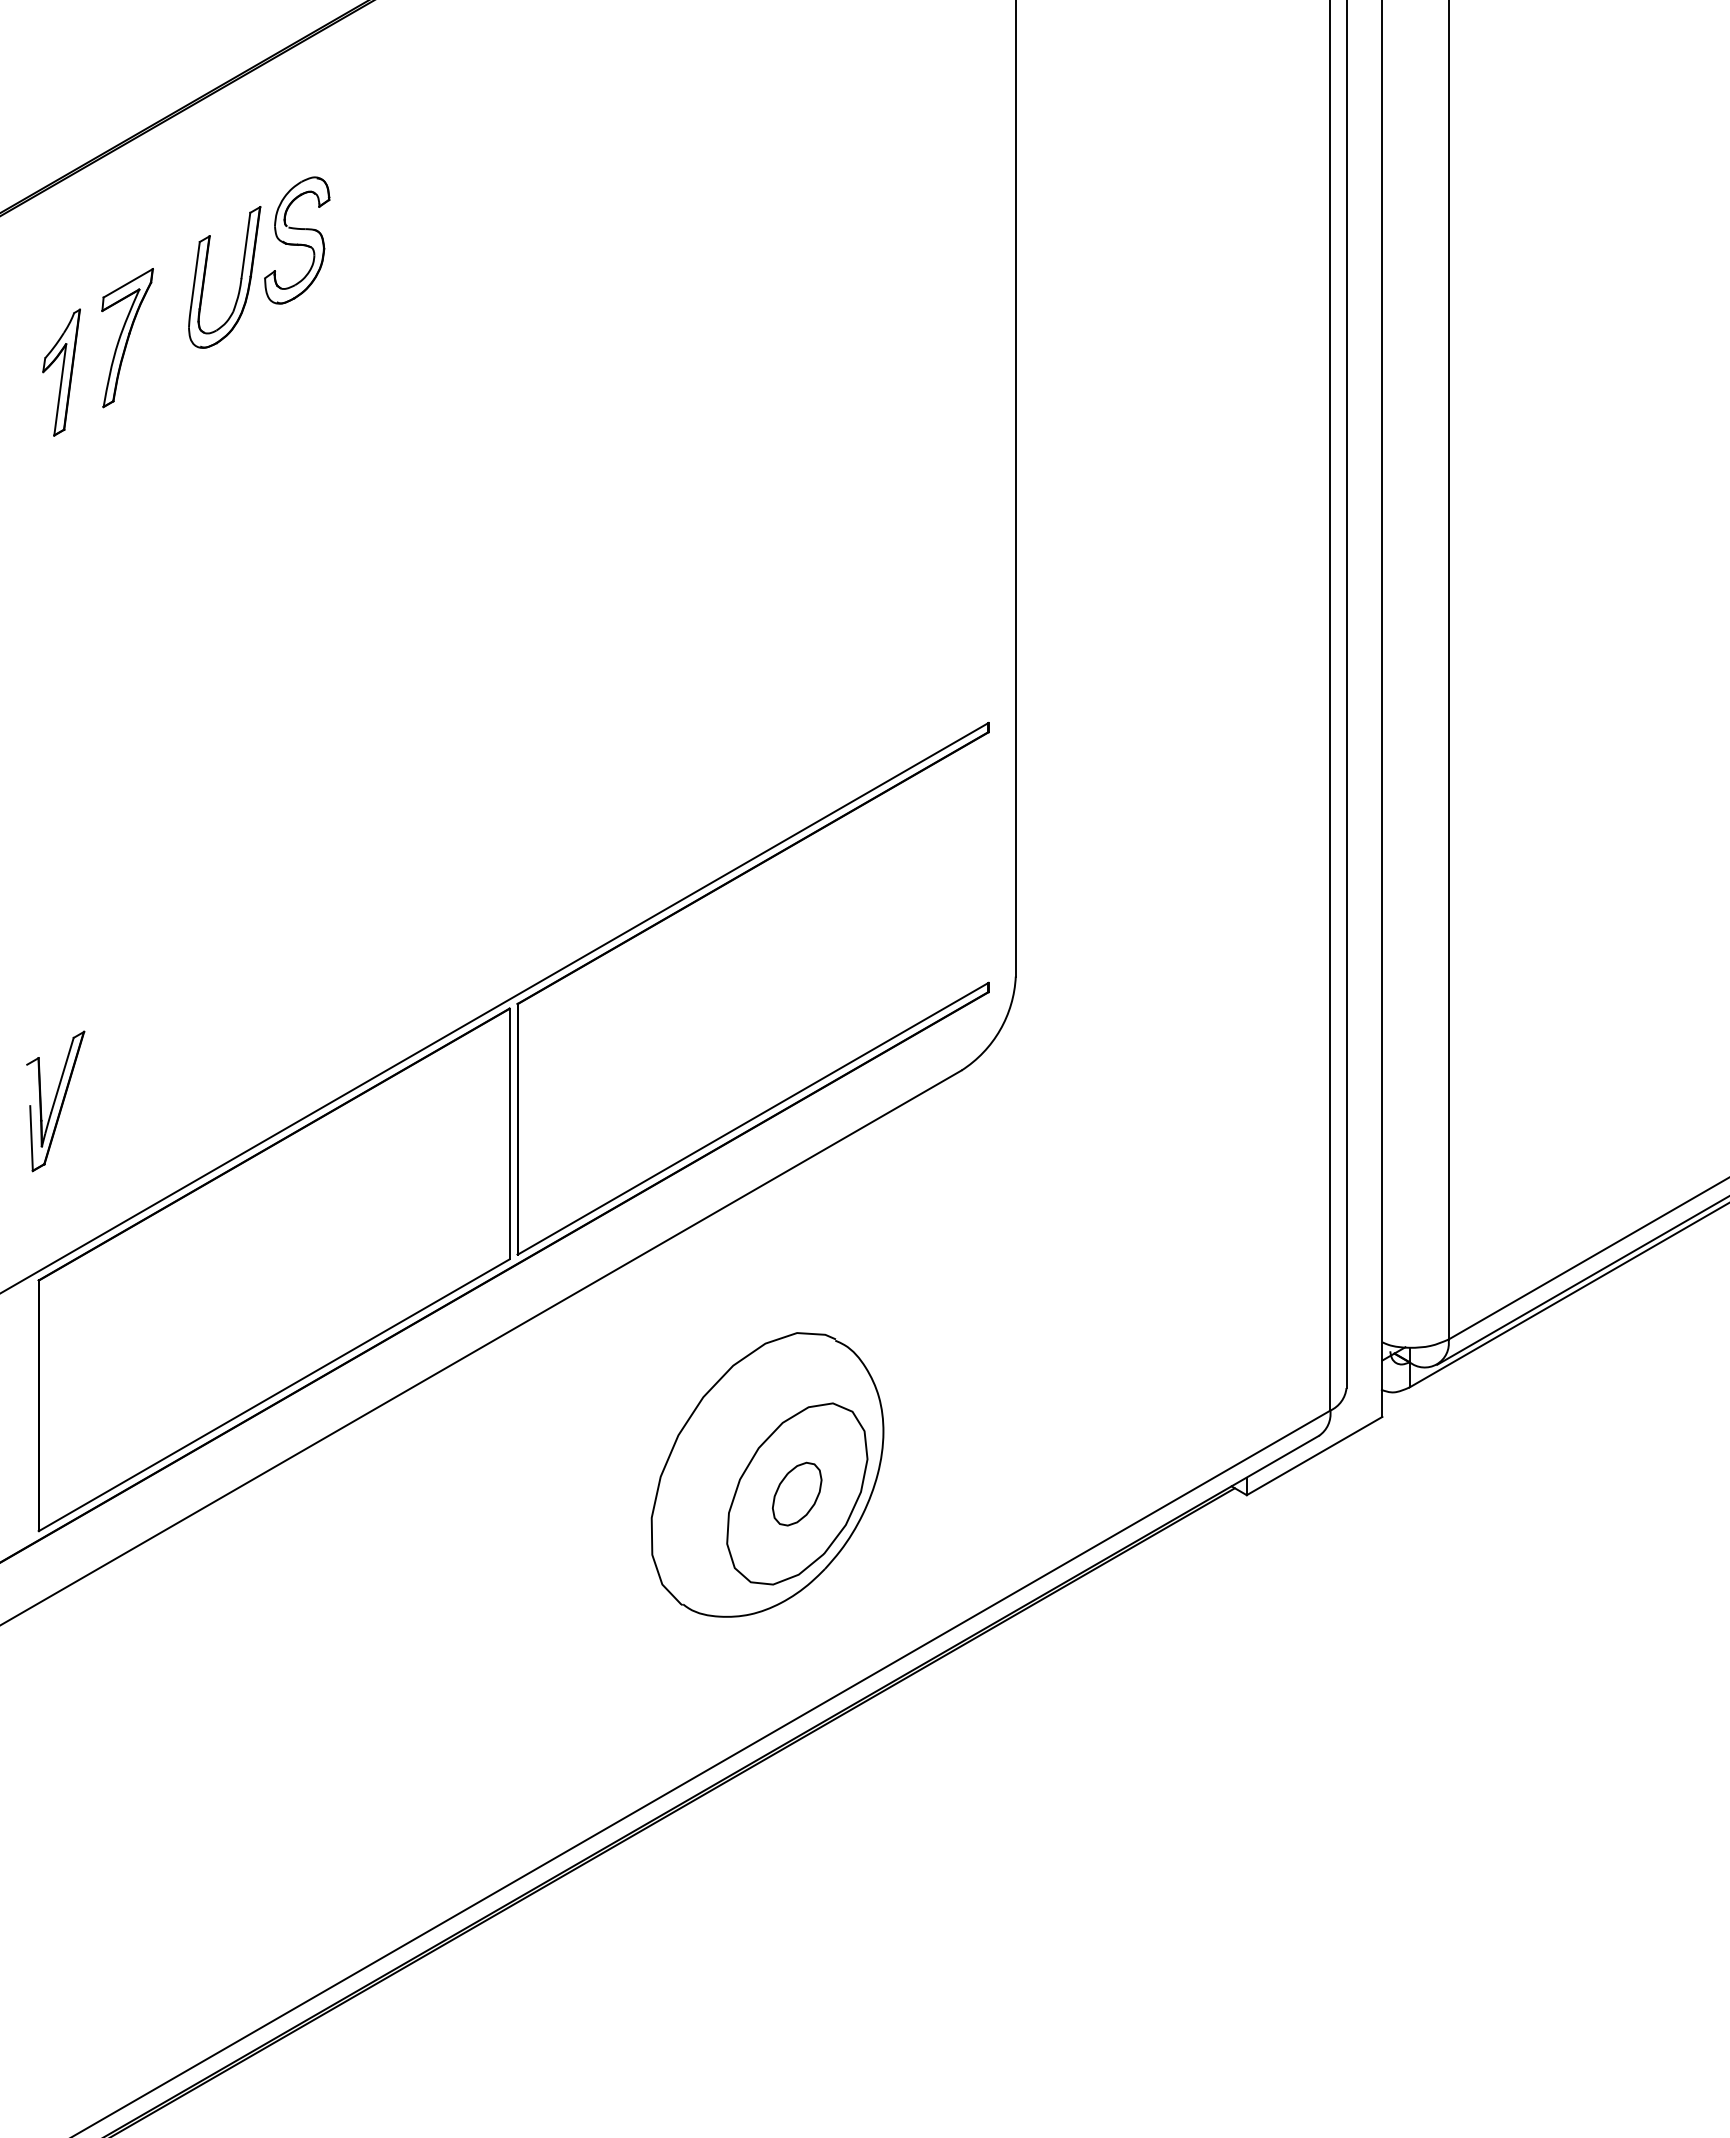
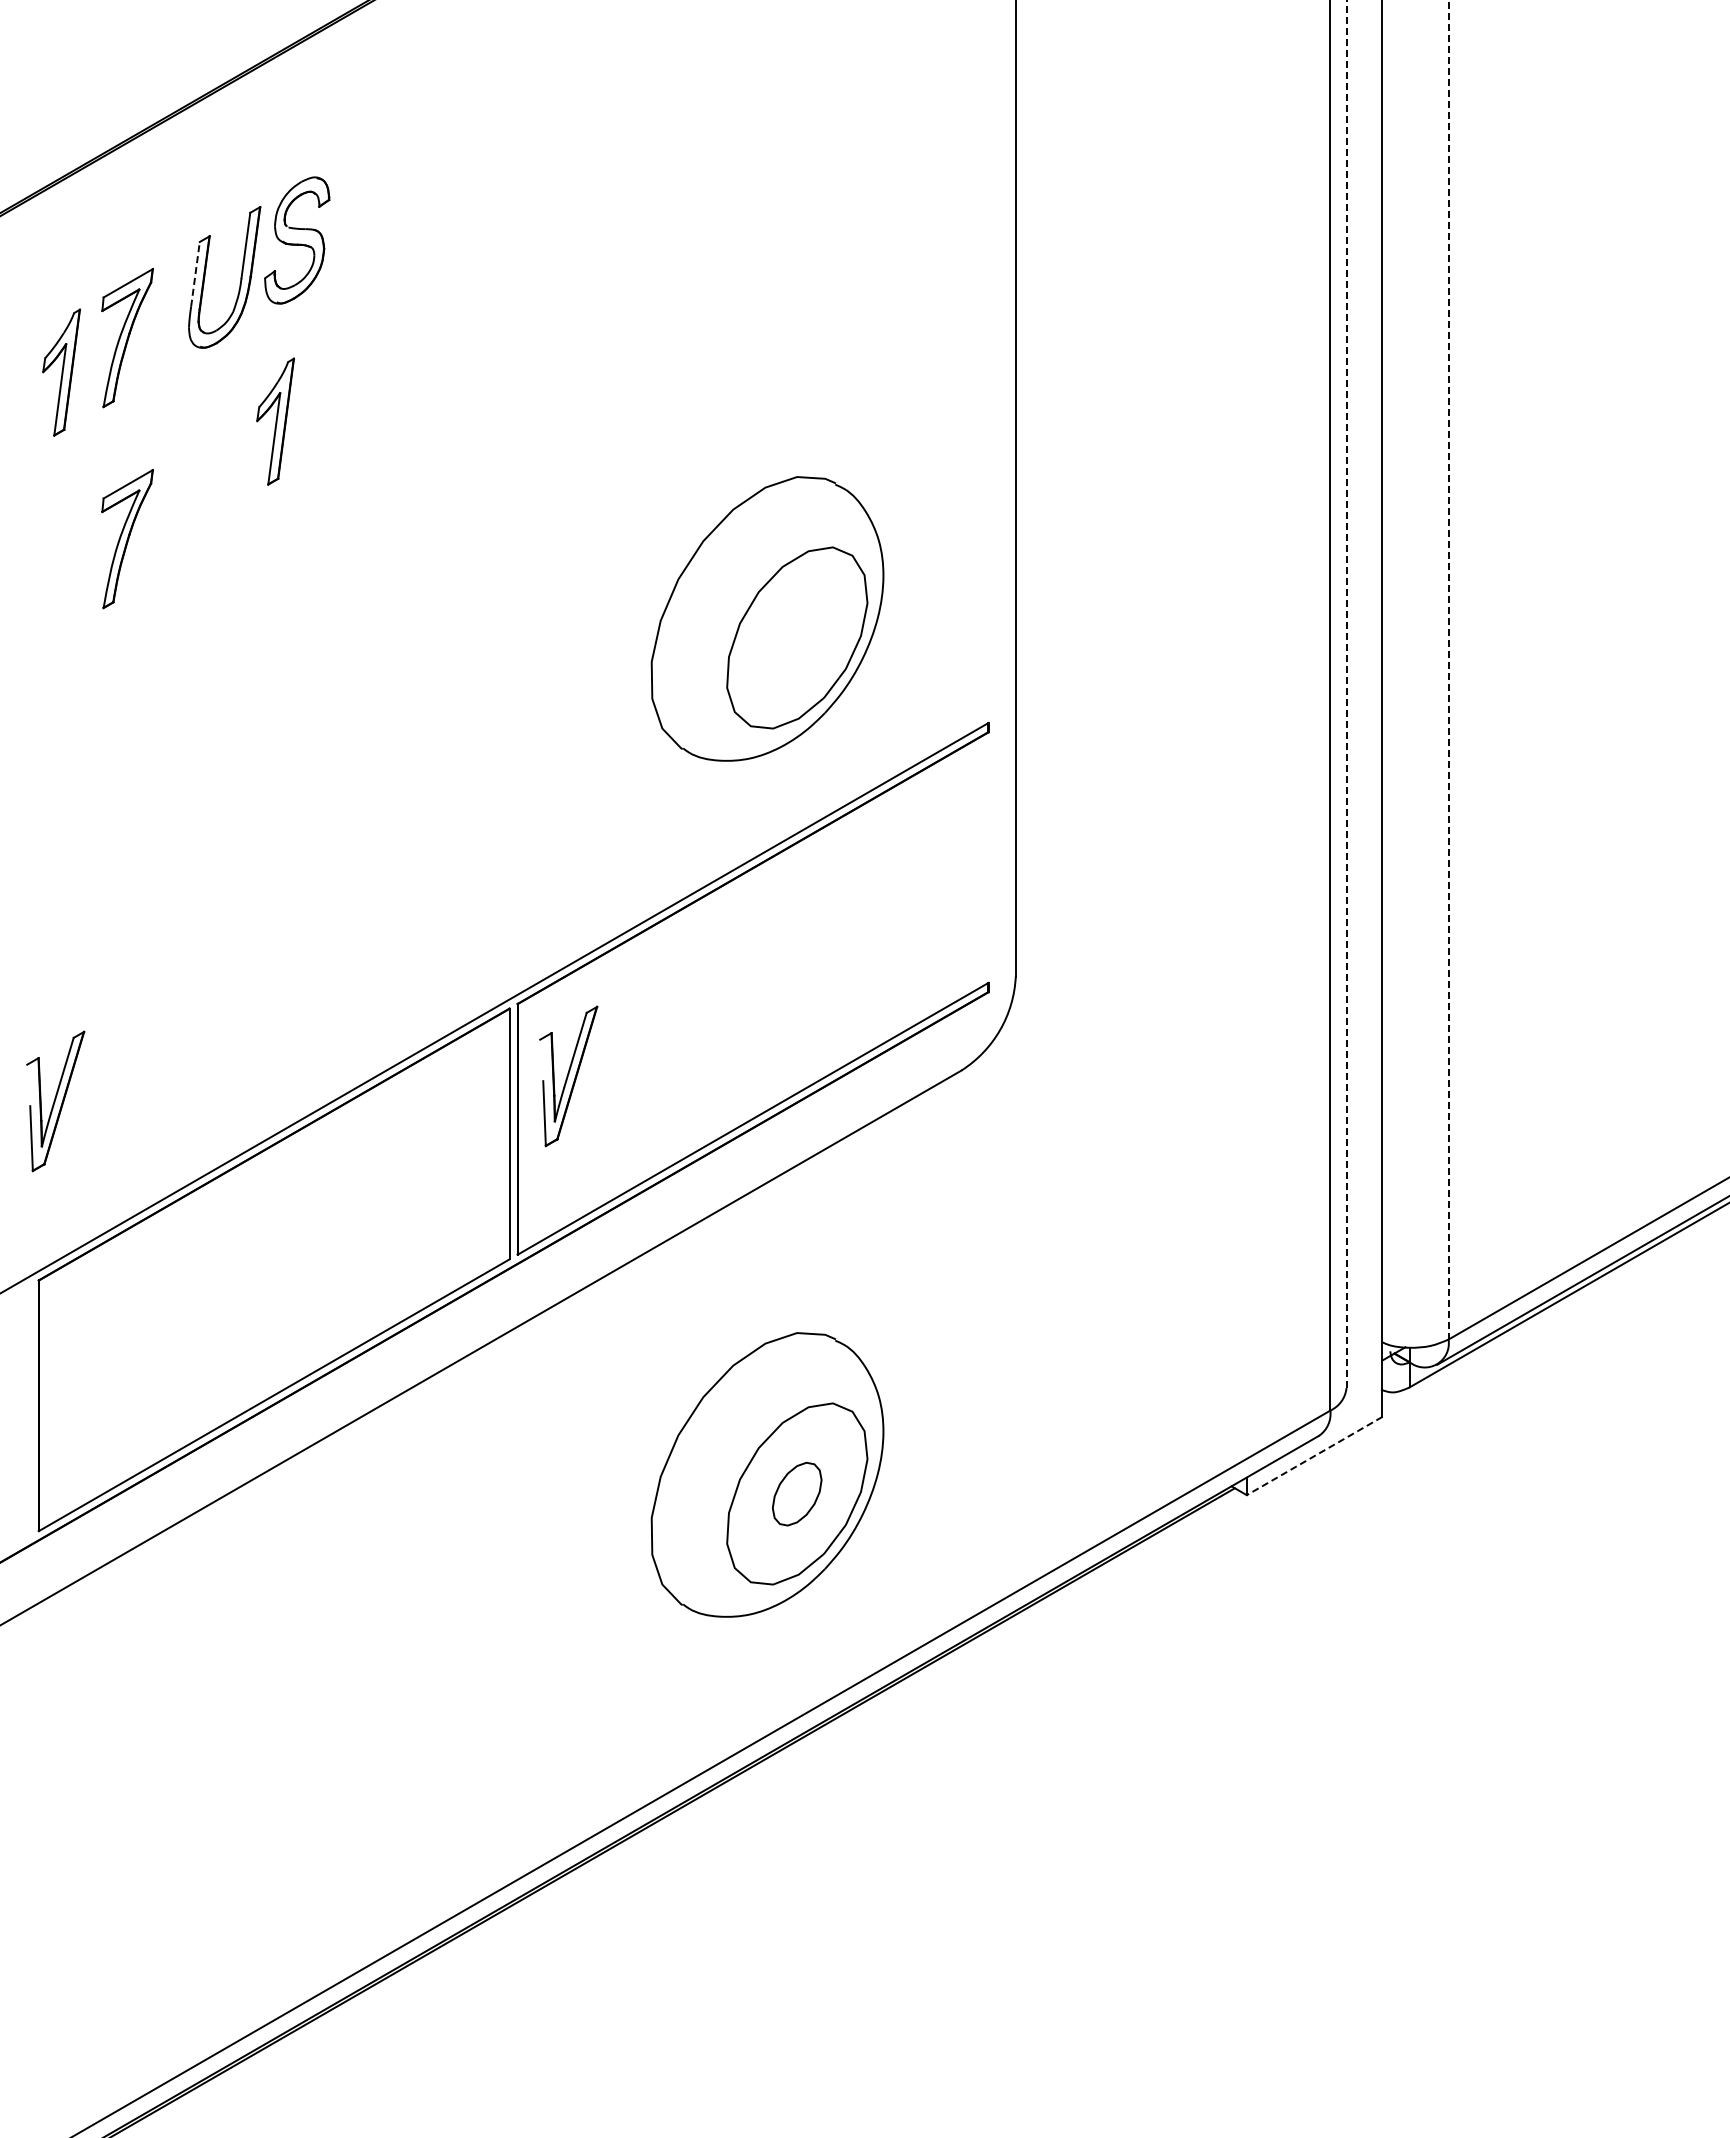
line: solid -> dashed (195, 274)
part: none -> present (275, 421)
part: none -> present (127, 539)
part: none -> present (767, 618)
line: solid -> dashed (1448, 669)
line: solid -> dashed (1346, 694)
part: none -> present (568, 1076)
line: solid -> dashed (1314, 1456)
